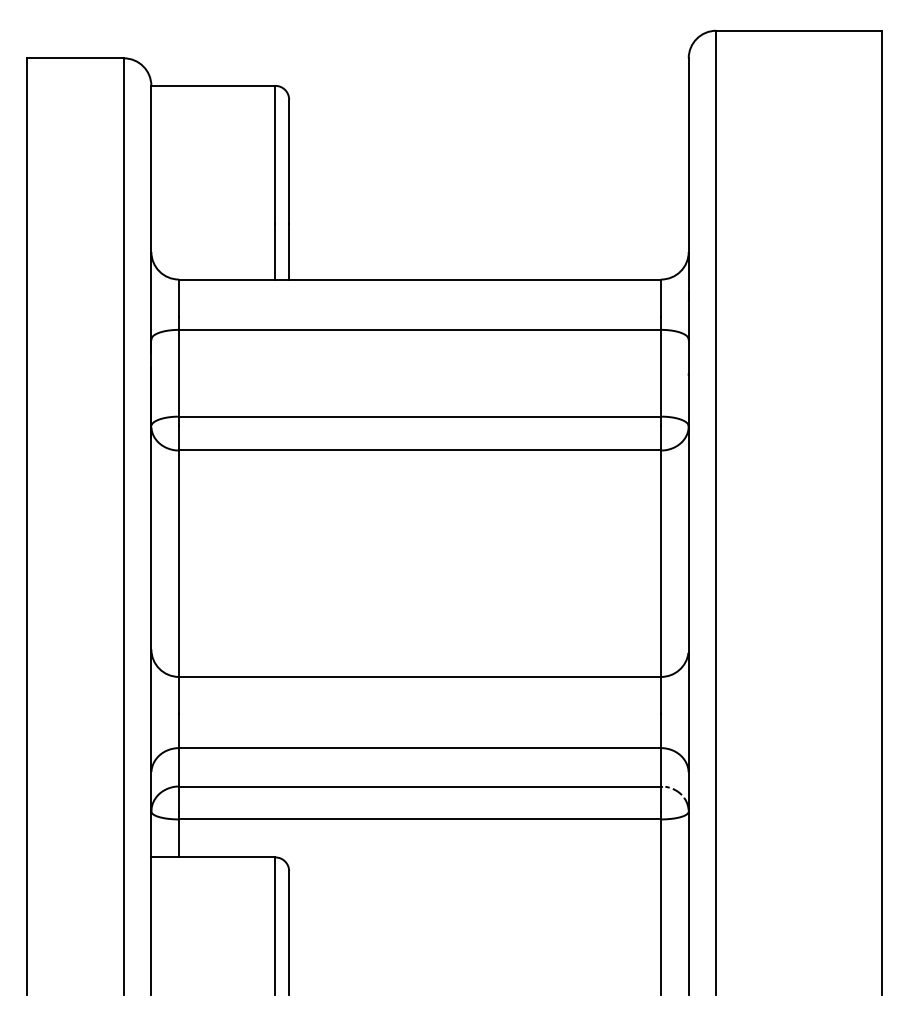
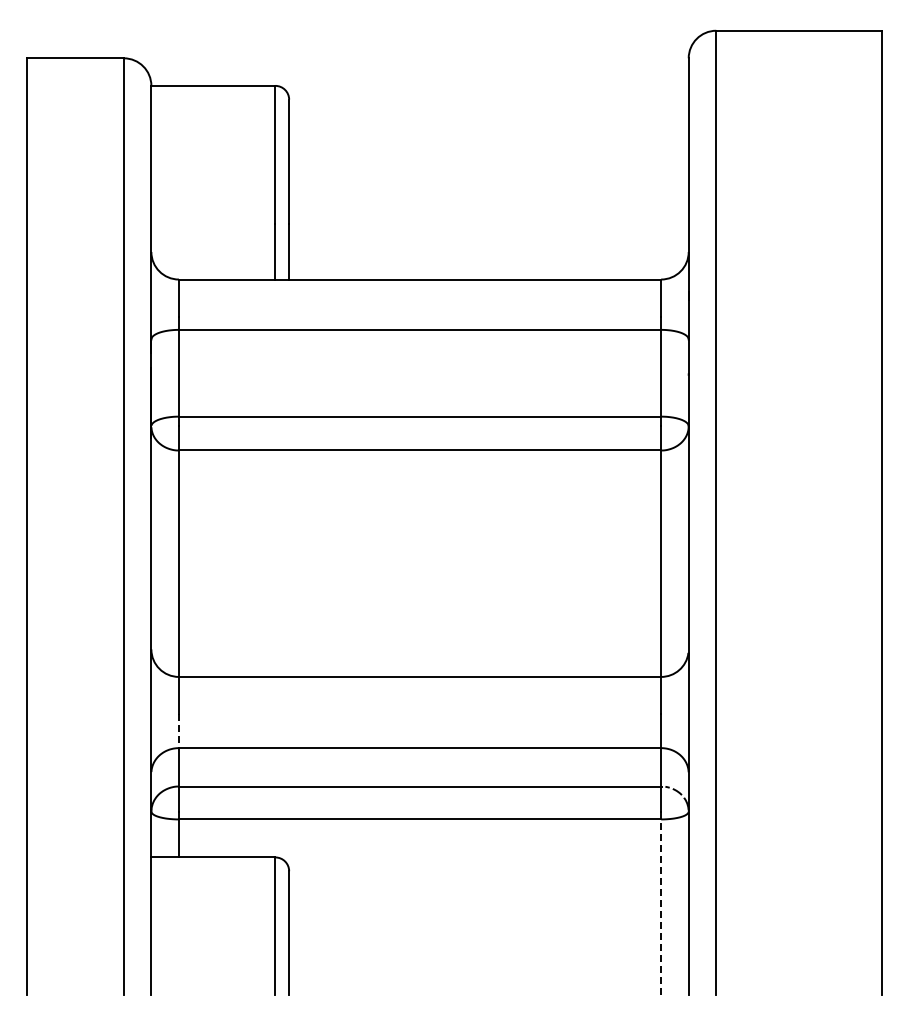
line: solid -> dashed (178, 731)
line: solid -> dashed (661, 907)
